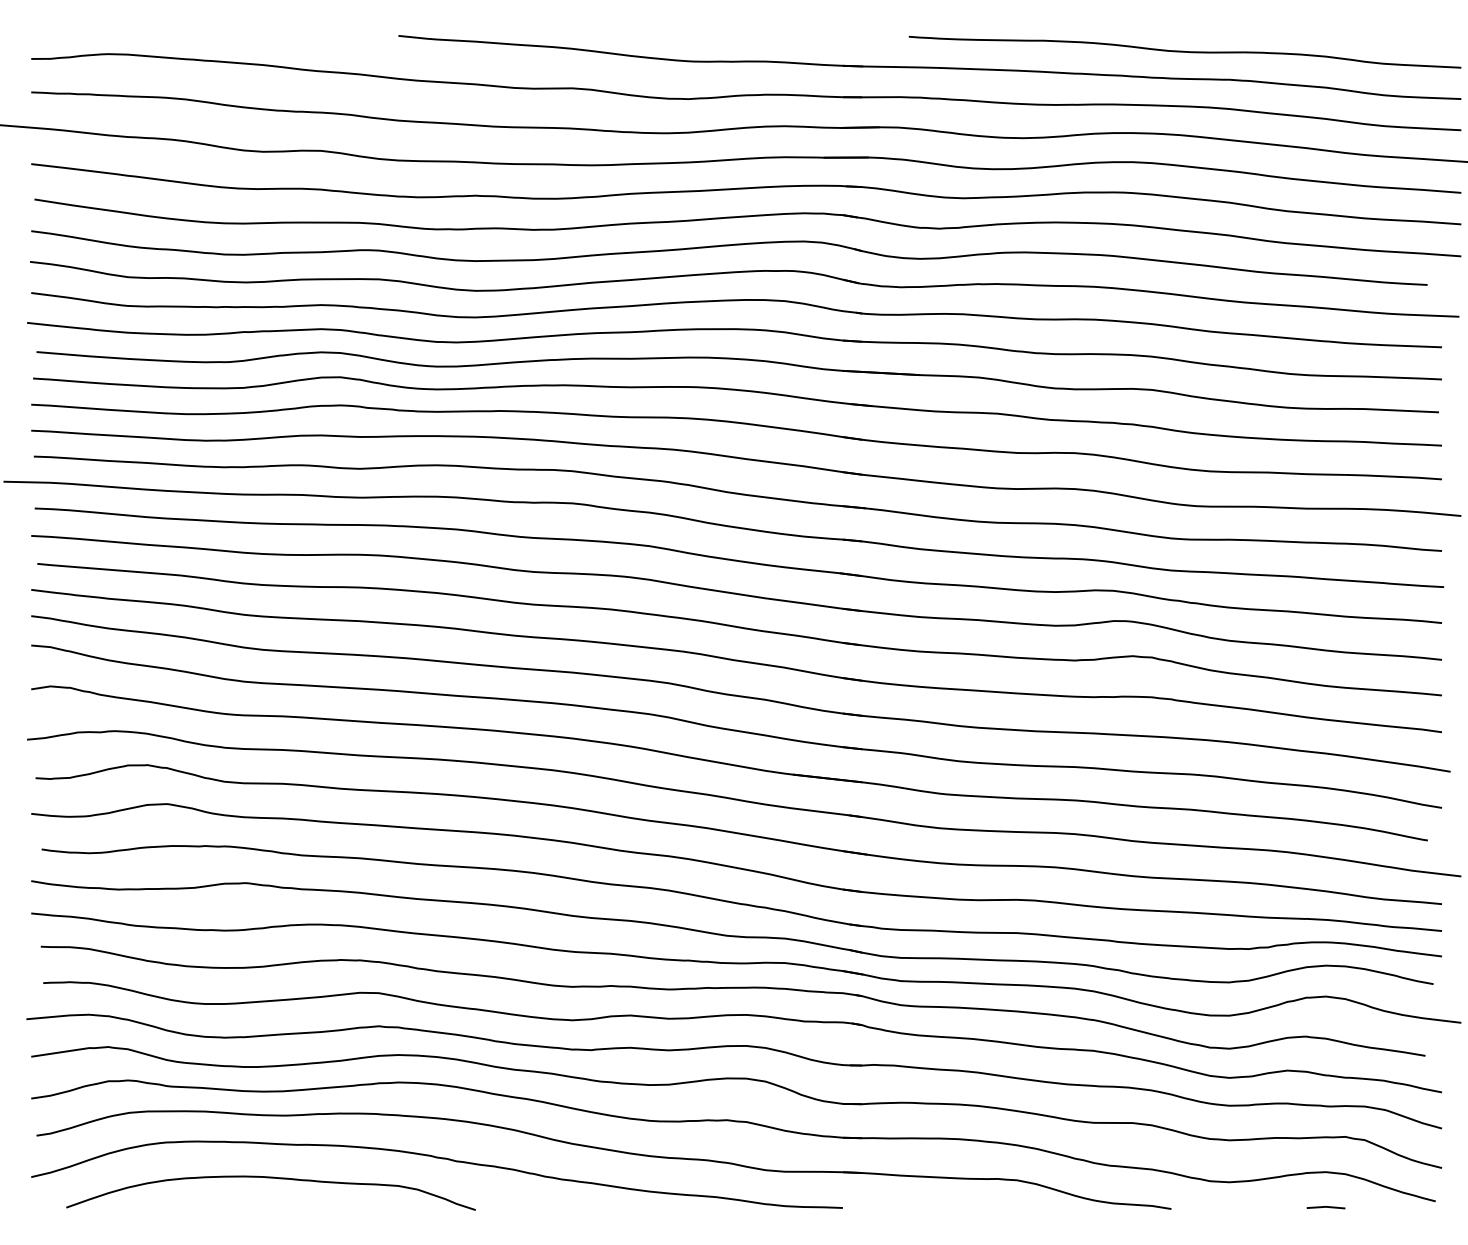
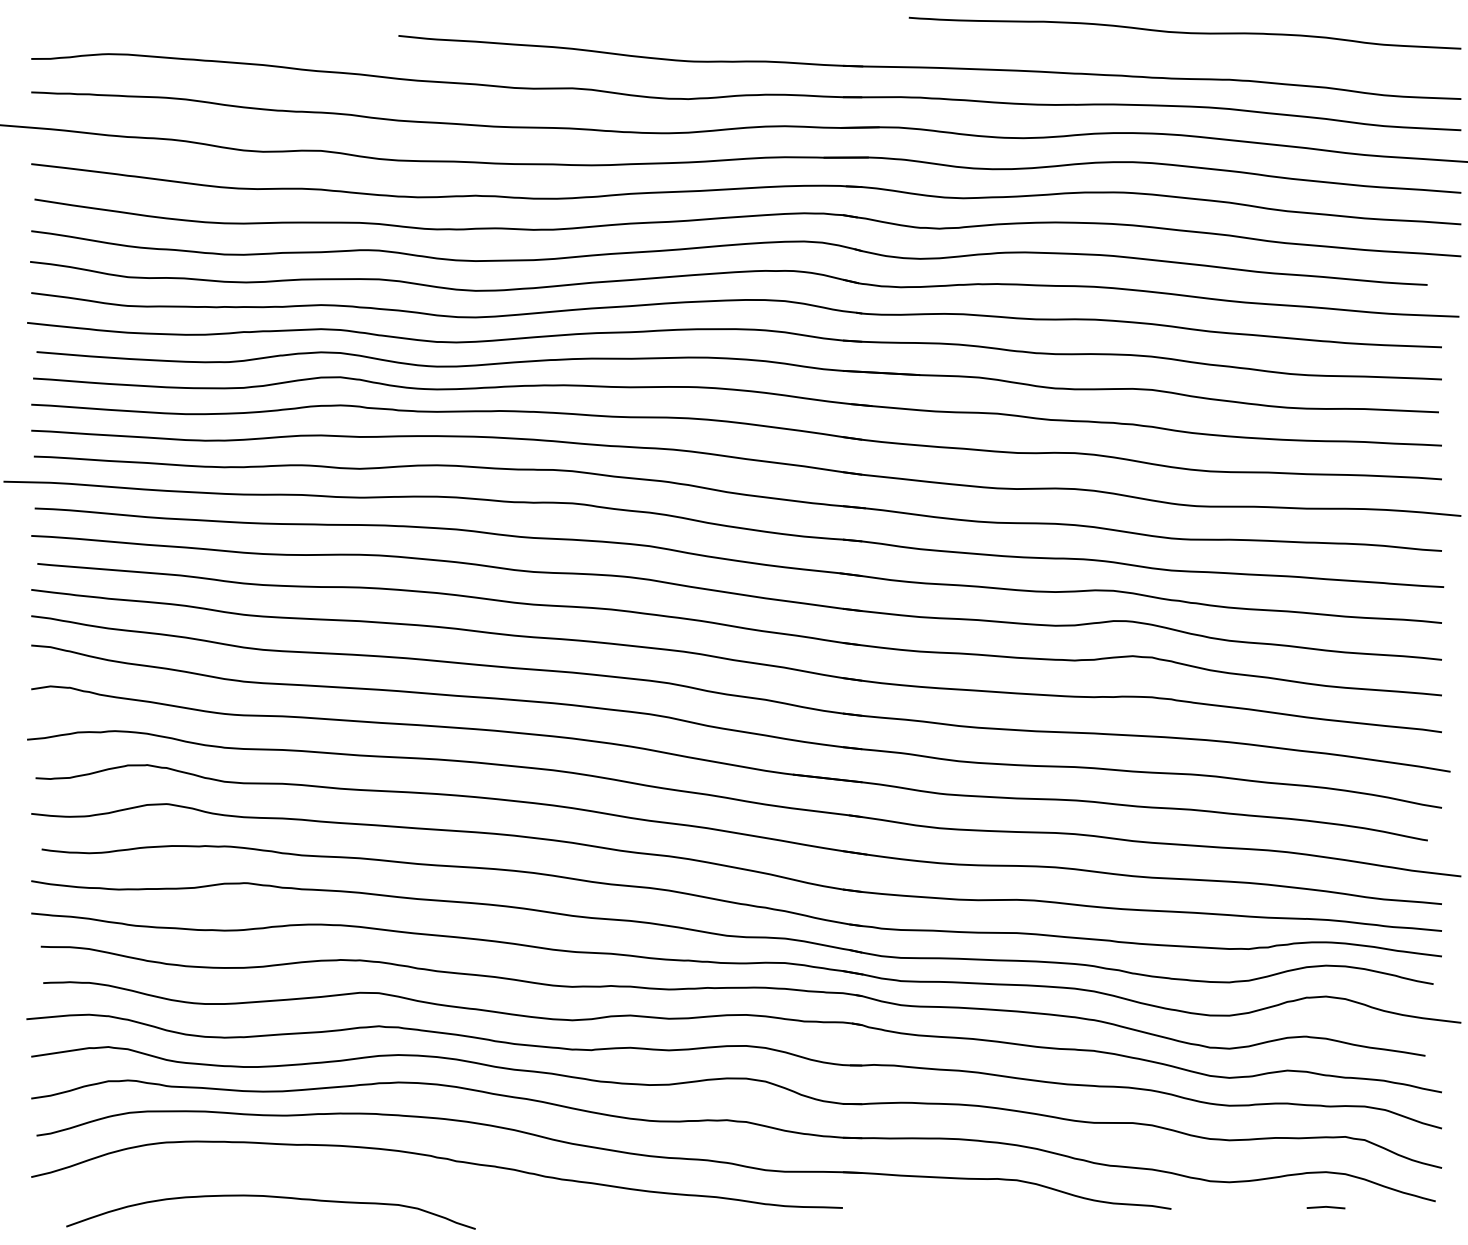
curve position: (1184, 51) -> (1184, 32) (1184, 32)
curve position: (270, 1178) -> (270, 1197) (270, 1197)
